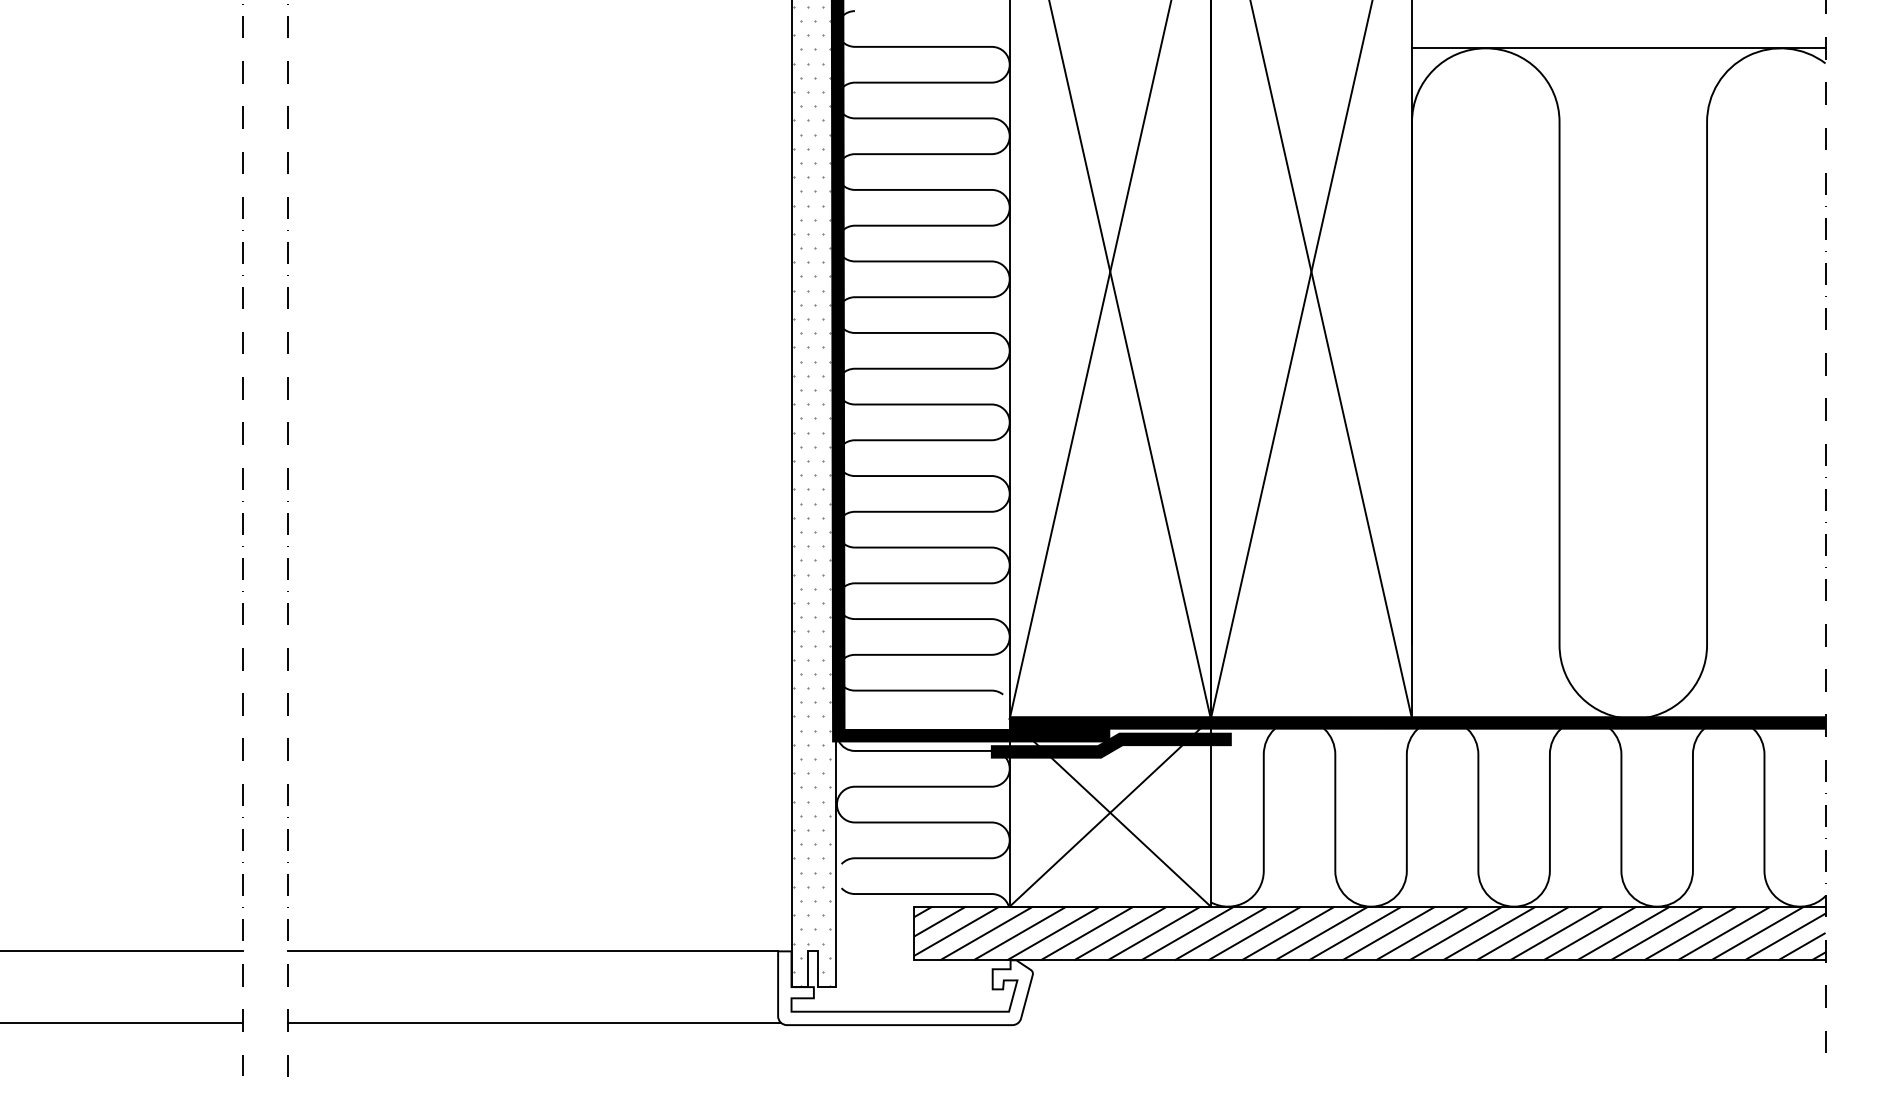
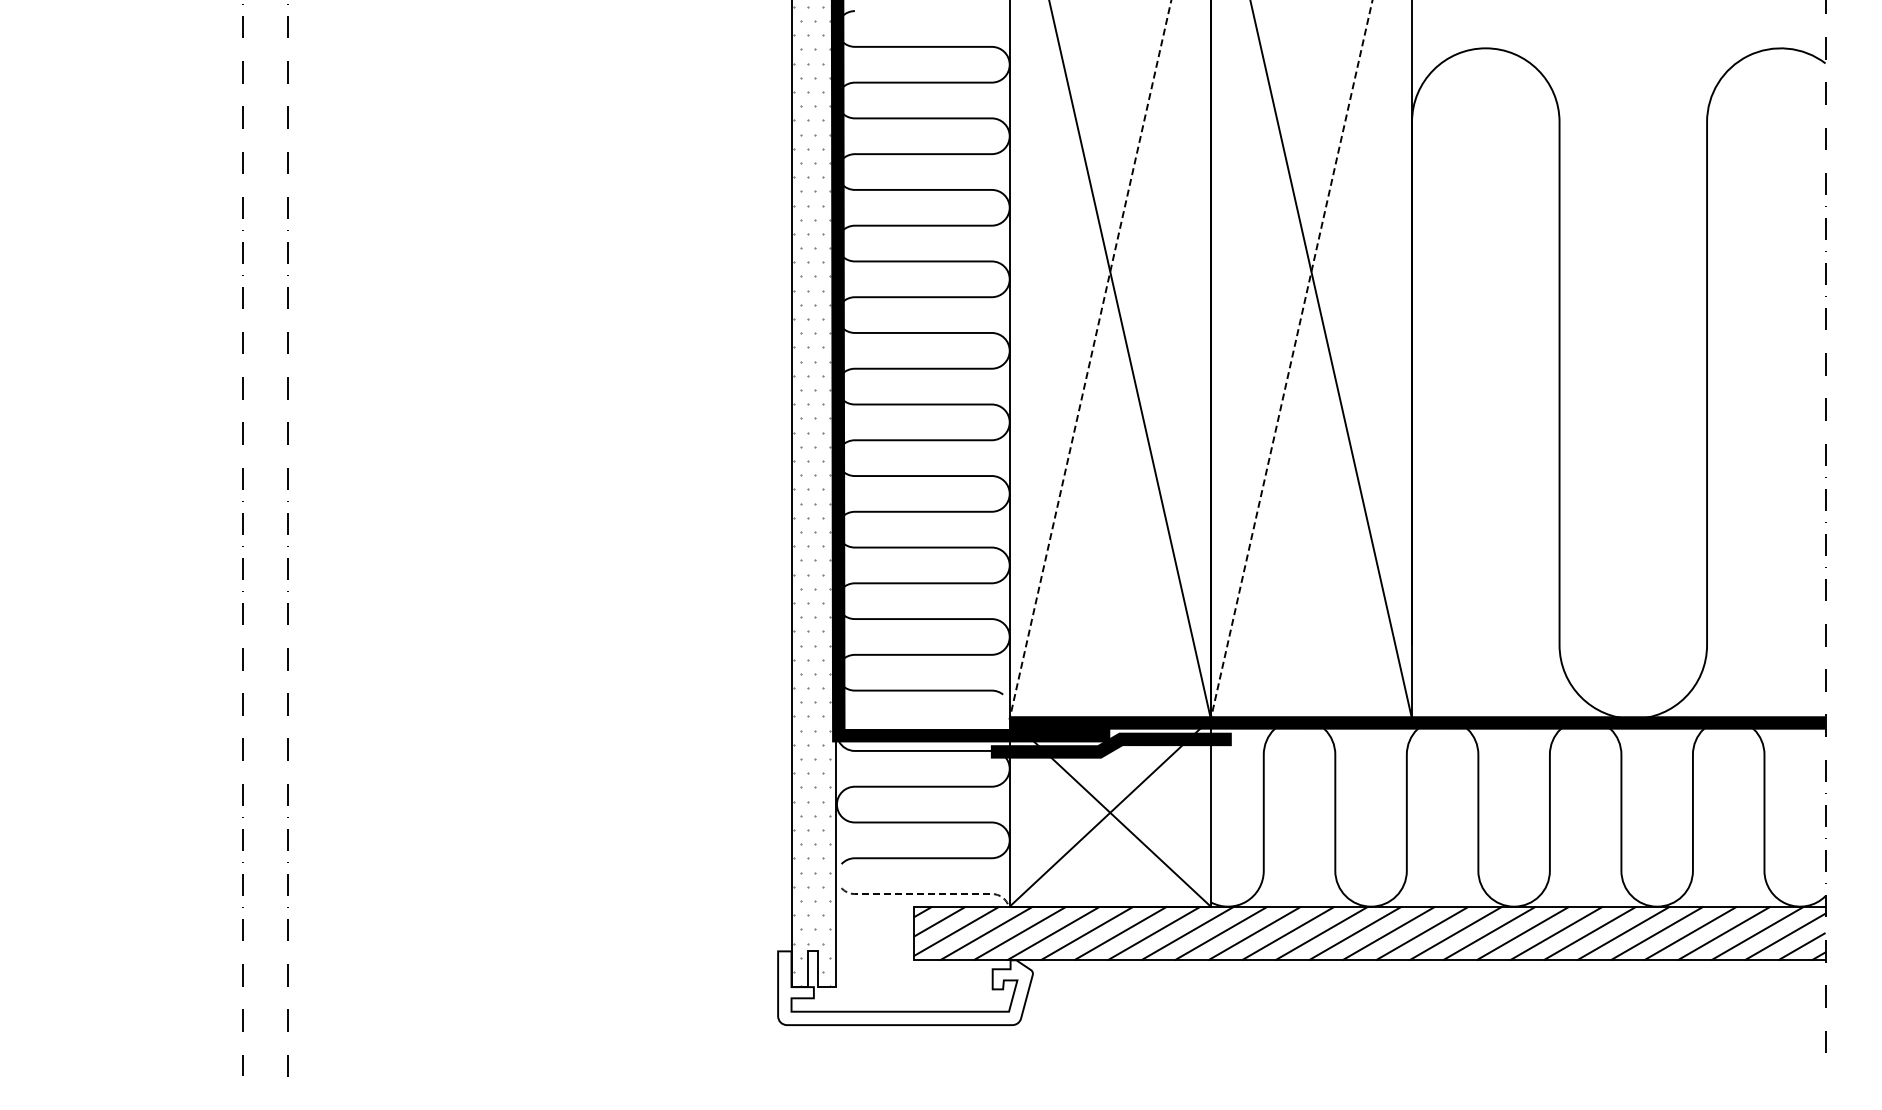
line: present -> none (1618, 48)
line: solid -> dashed (1090, 360)
line: solid -> dashed (1291, 360)
line: solid -> dashed (929, 894)
line: present -> none (122, 951)
line: present -> none (532, 951)
line: present -> none (122, 1022)
line: present -> none (534, 1022)
